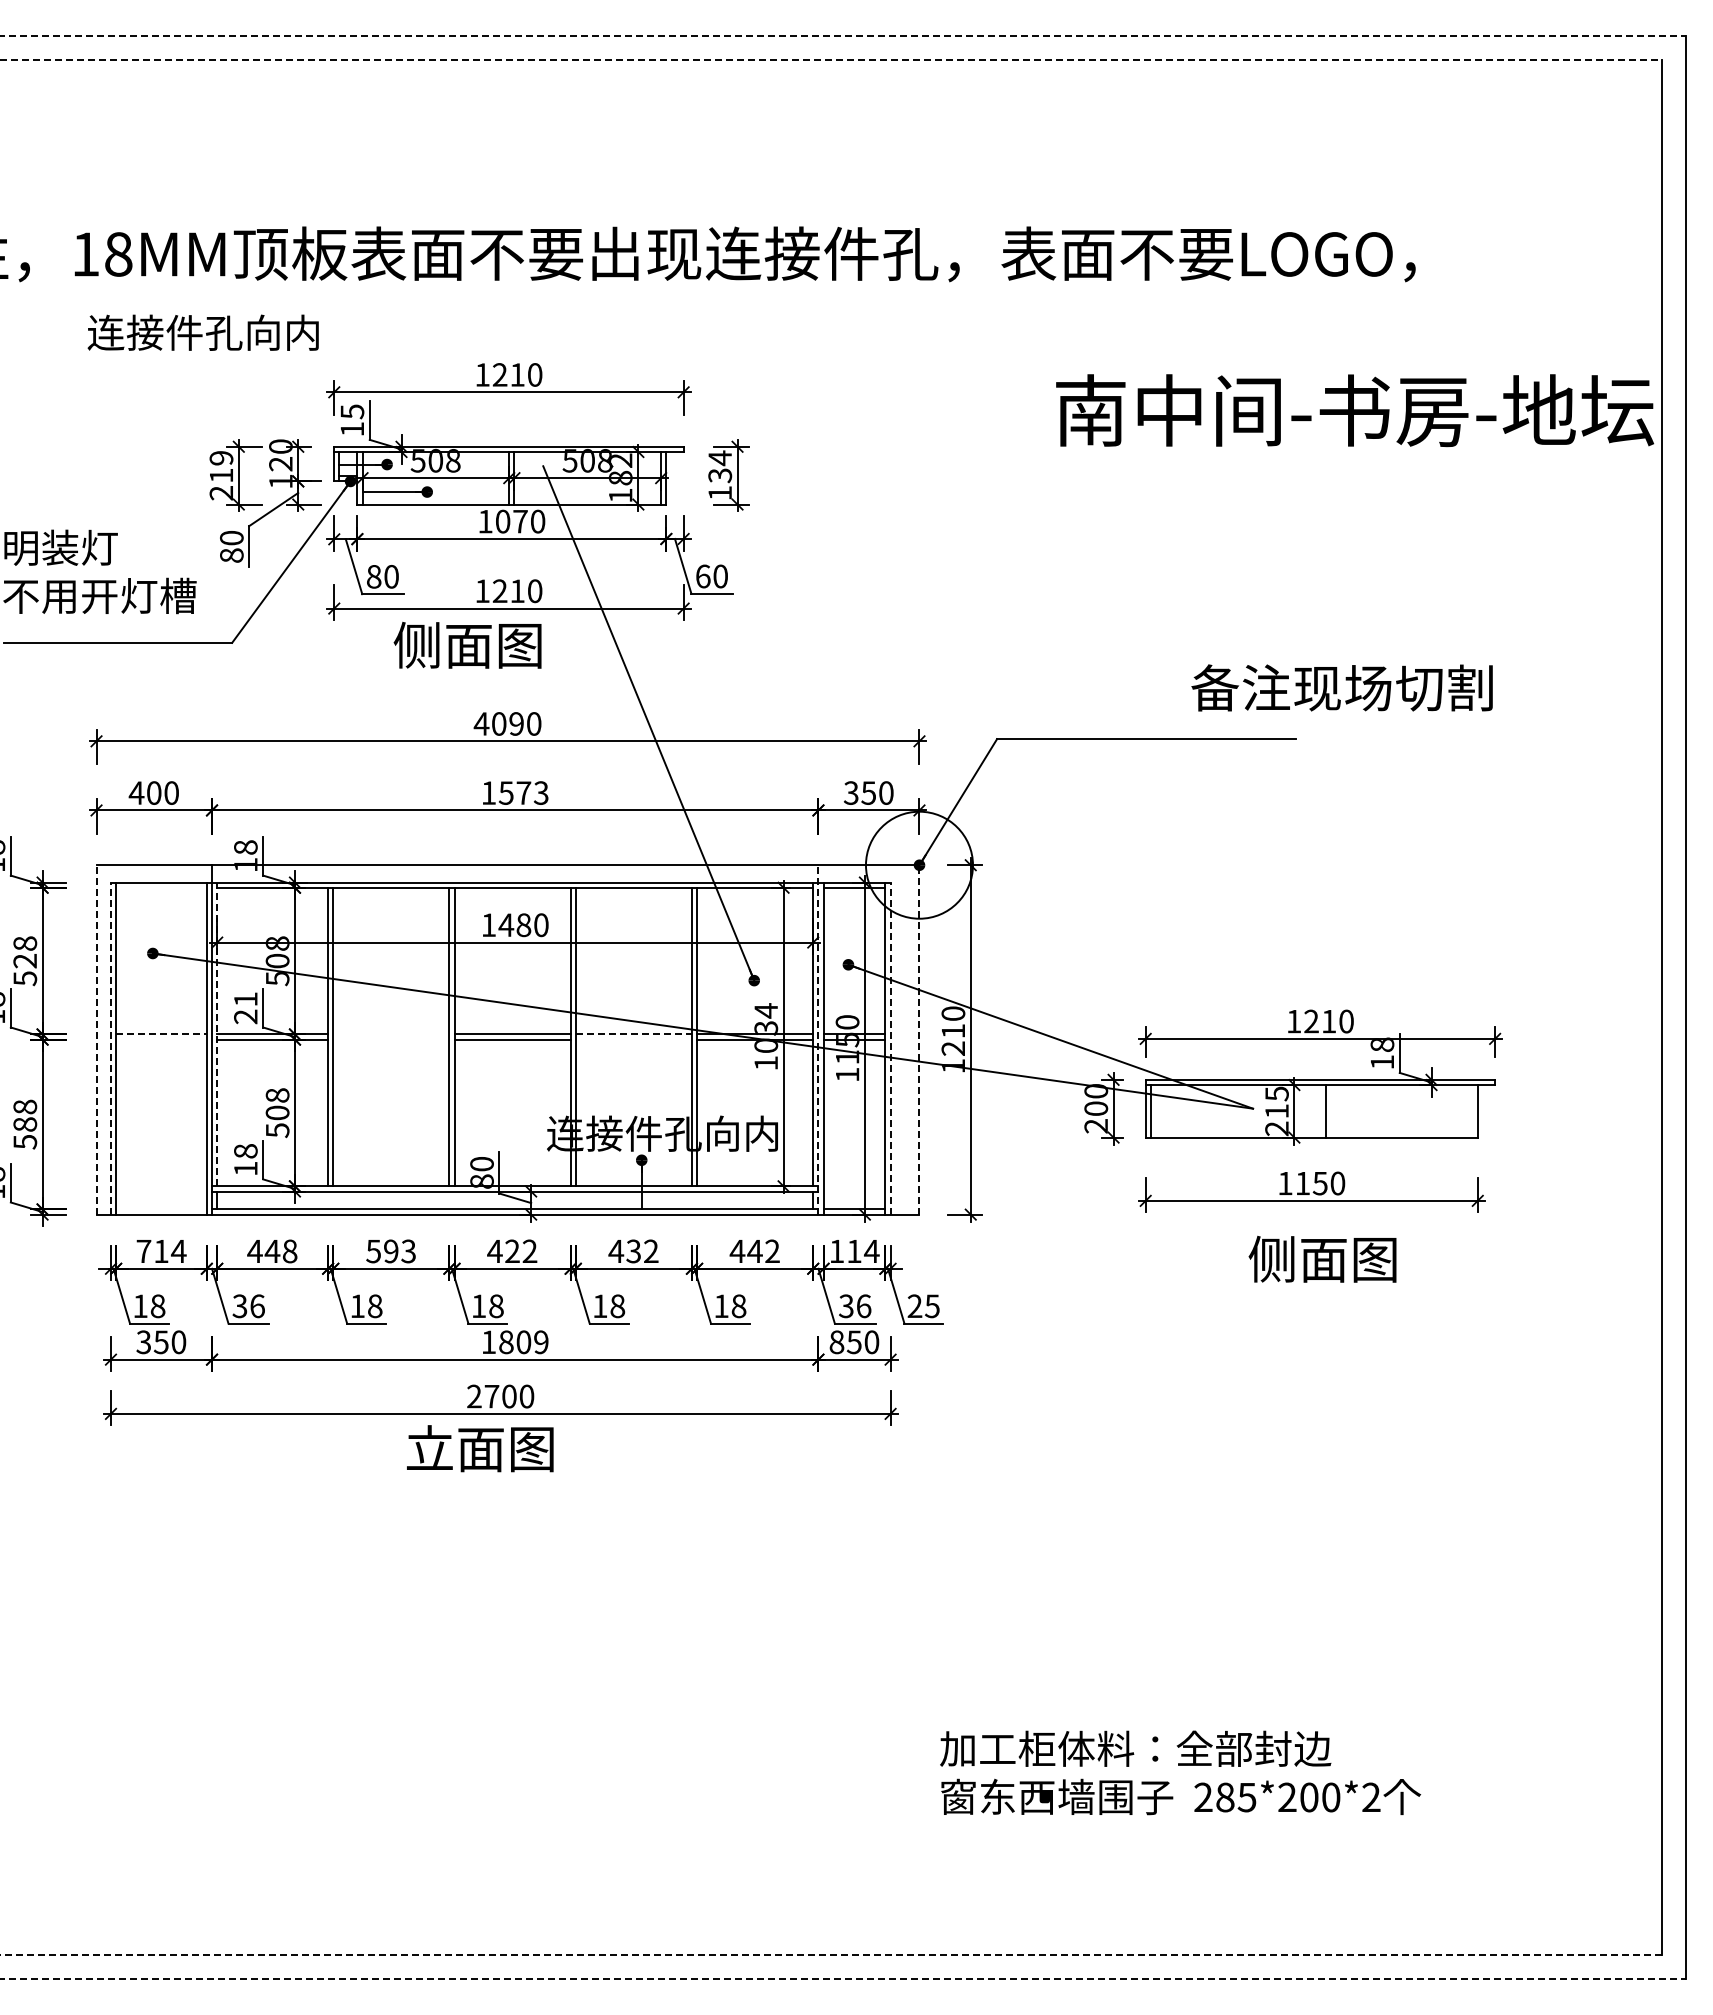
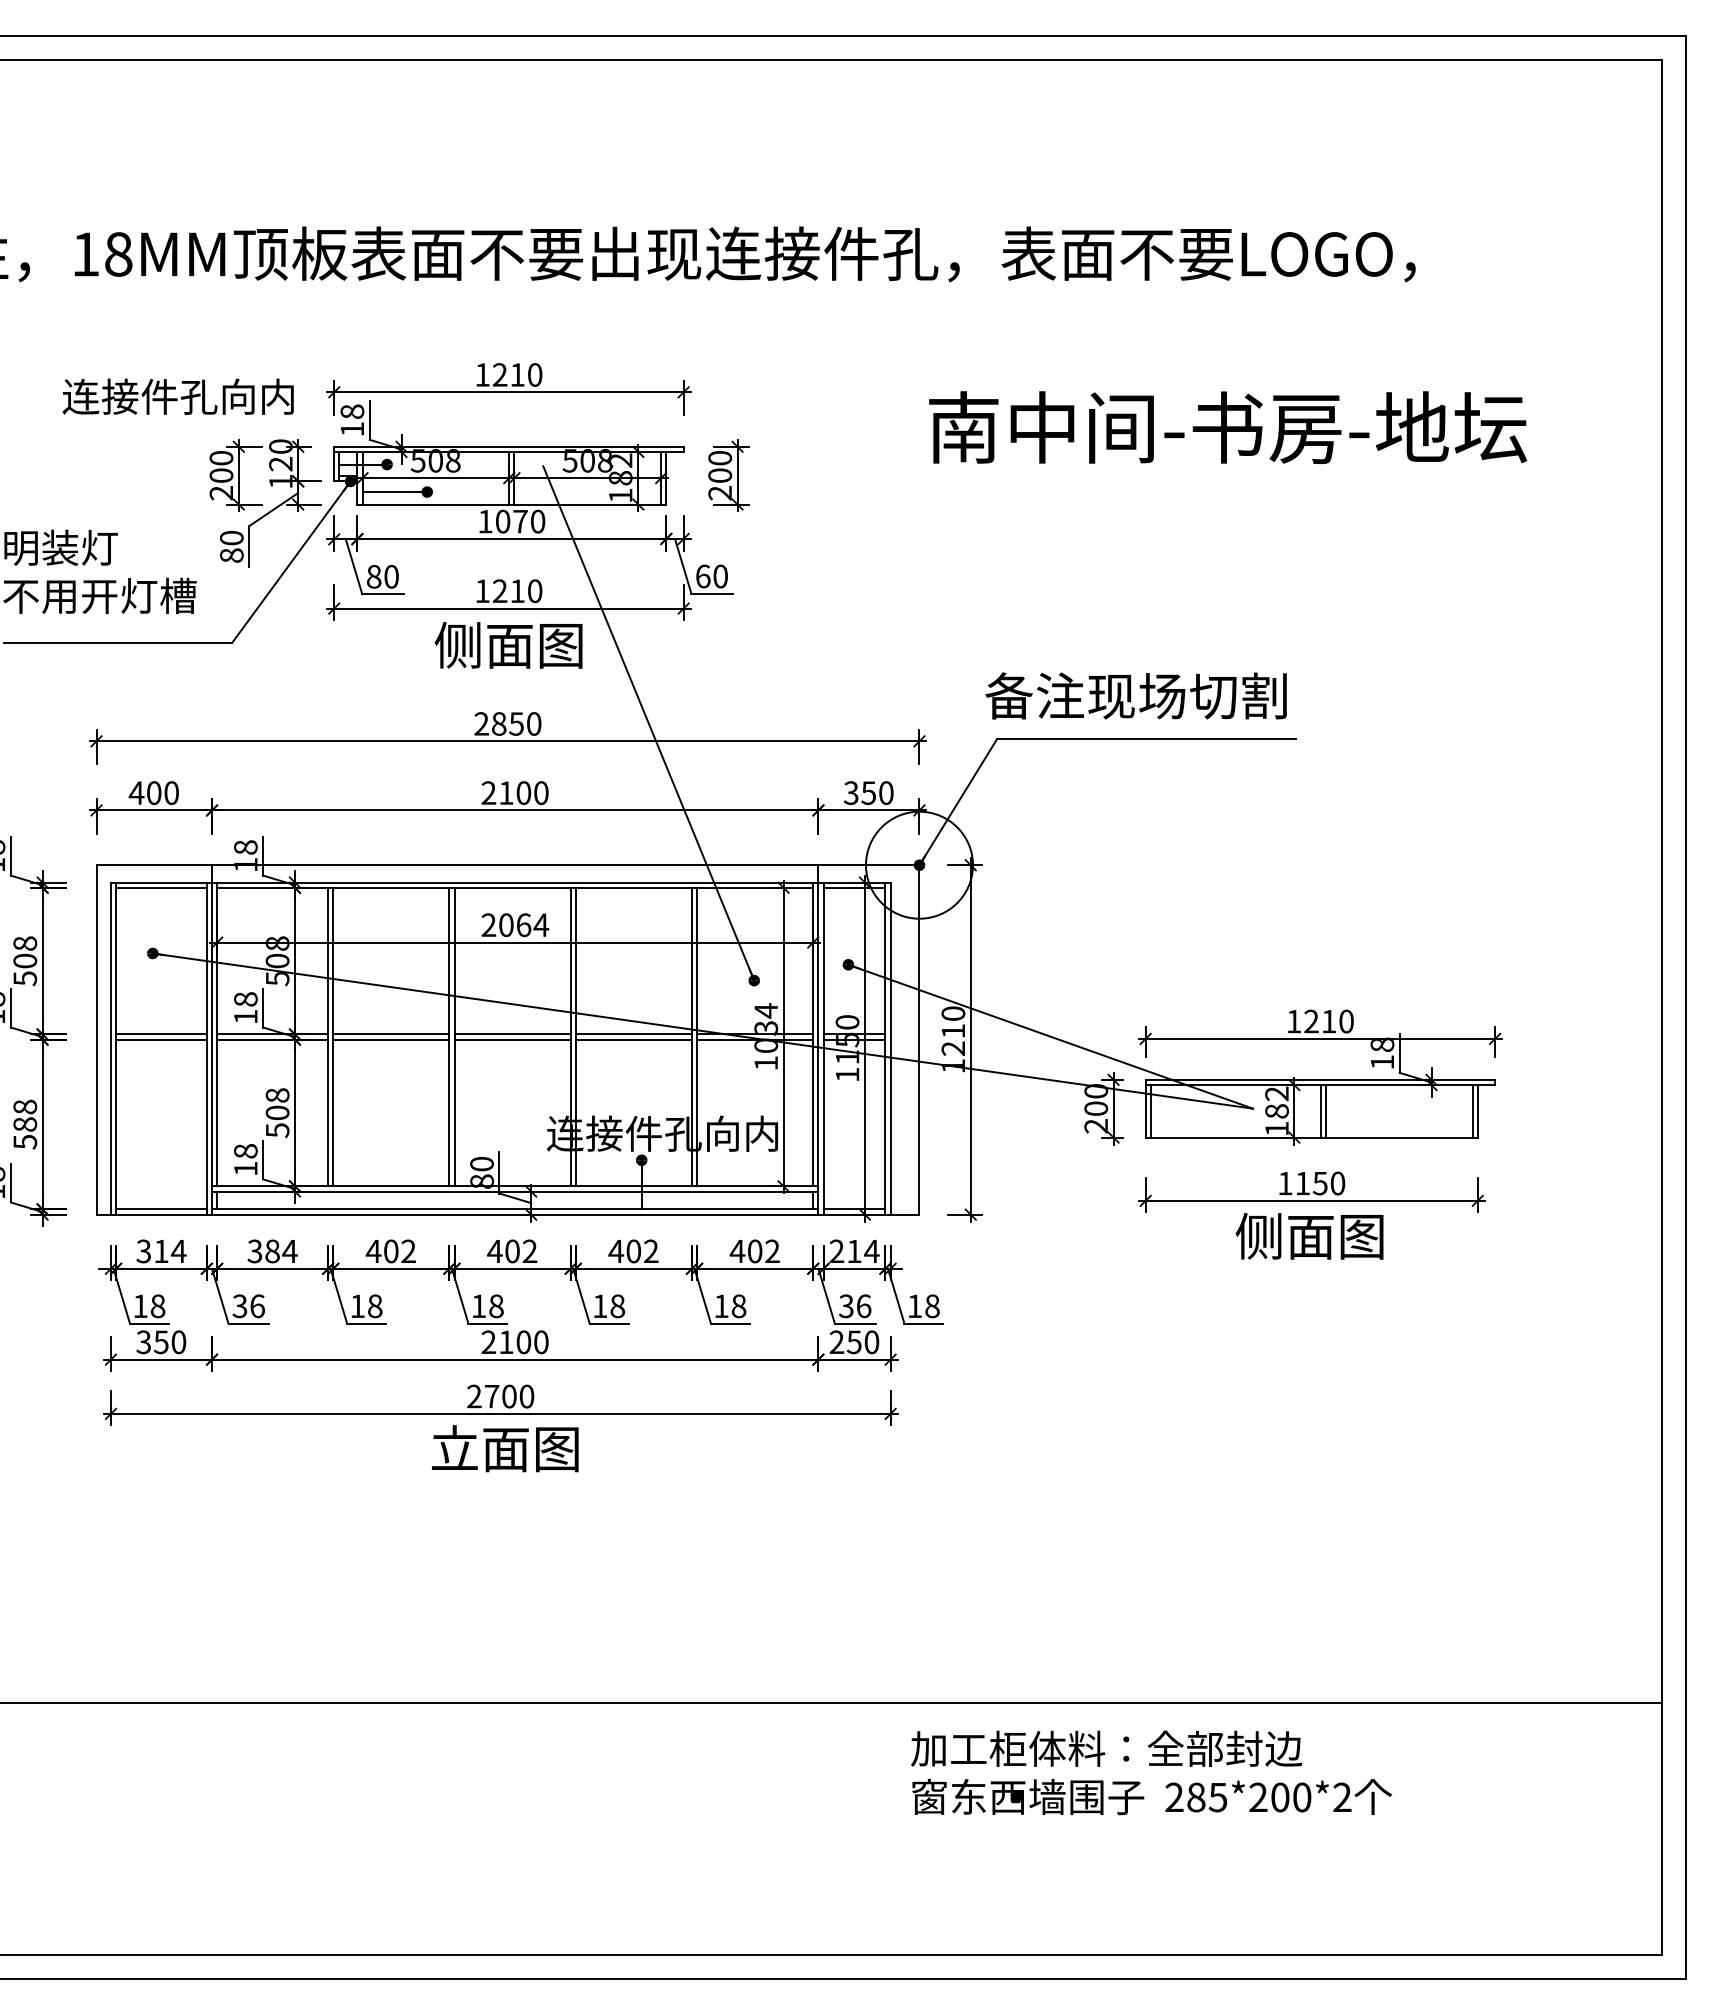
line: dashed -> solid (843, 36)
line: dashed -> solid (830, 60)
text position: (202, 332) -> (177, 396) (177, 396)
text position: (1355, 410) -> (1228, 427) (1228, 427)
text: 15 -> 18 (352, 411)
text: 219 -> 200 (221, 466)
text: 134 -> 200 (720, 475)
text position: (467, 644) -> (508, 644) (508, 644)
text position: (1341, 687) -> (1135, 695) (1135, 695)
text: 4090 -> 2850 (498, 723)
text: 1573 -> 2100 (514, 792)
line: none -> present (161, 887)
text: 1480 -> 2064 (515, 925)
text: 528 -> 508 (25, 960)
text: 21 -> 18 (245, 1008)
line: dashed -> solid (162, 1034)
line: dashed -> solid (217, 1034)
line: none -> present (391, 1034)
line: dashed -> solid (634, 1034)
line: dashed -> solid (96, 1039)
line: none -> present (161, 1039)
line: none -> present (391, 1039)
line: none -> present (633, 1039)
line: dashed -> solid (818, 1039)
line: dashed -> solid (919, 1039)
line: dashed -> solid (110, 1048)
line: dashed -> solid (890, 1048)
text: 215 -> 182 (1276, 1111)
line: none -> present (1320, 1111)
line: none -> present (1472, 1111)
line: none -> present (161, 1209)
text: 114 -> 214 (836, 1250)
text: 714 -> 314 (143, 1251)
text: 448 -> 384 (272, 1251)
text: 593 -> 402 (390, 1251)
text: 422 -> 402 (512, 1251)
text: 432 -> 402 (633, 1251)
text: 442 -> 402 (754, 1251)
text position: (1322, 1258) -> (1309, 1235) (1309, 1235)
text: 25 -> 18 (923, 1306)
text: 1809 -> 2100 (514, 1342)
text: 850 -> 250 (836, 1342)
text position: (480, 1448) -> (505, 1448) (505, 1448)
line: none -> present (831, 1702)
text position: (1180, 1772) -> (1151, 1772) (1151, 1772)
line: dashed -> solid (830, 1954)
line: dashed -> solid (843, 1978)
